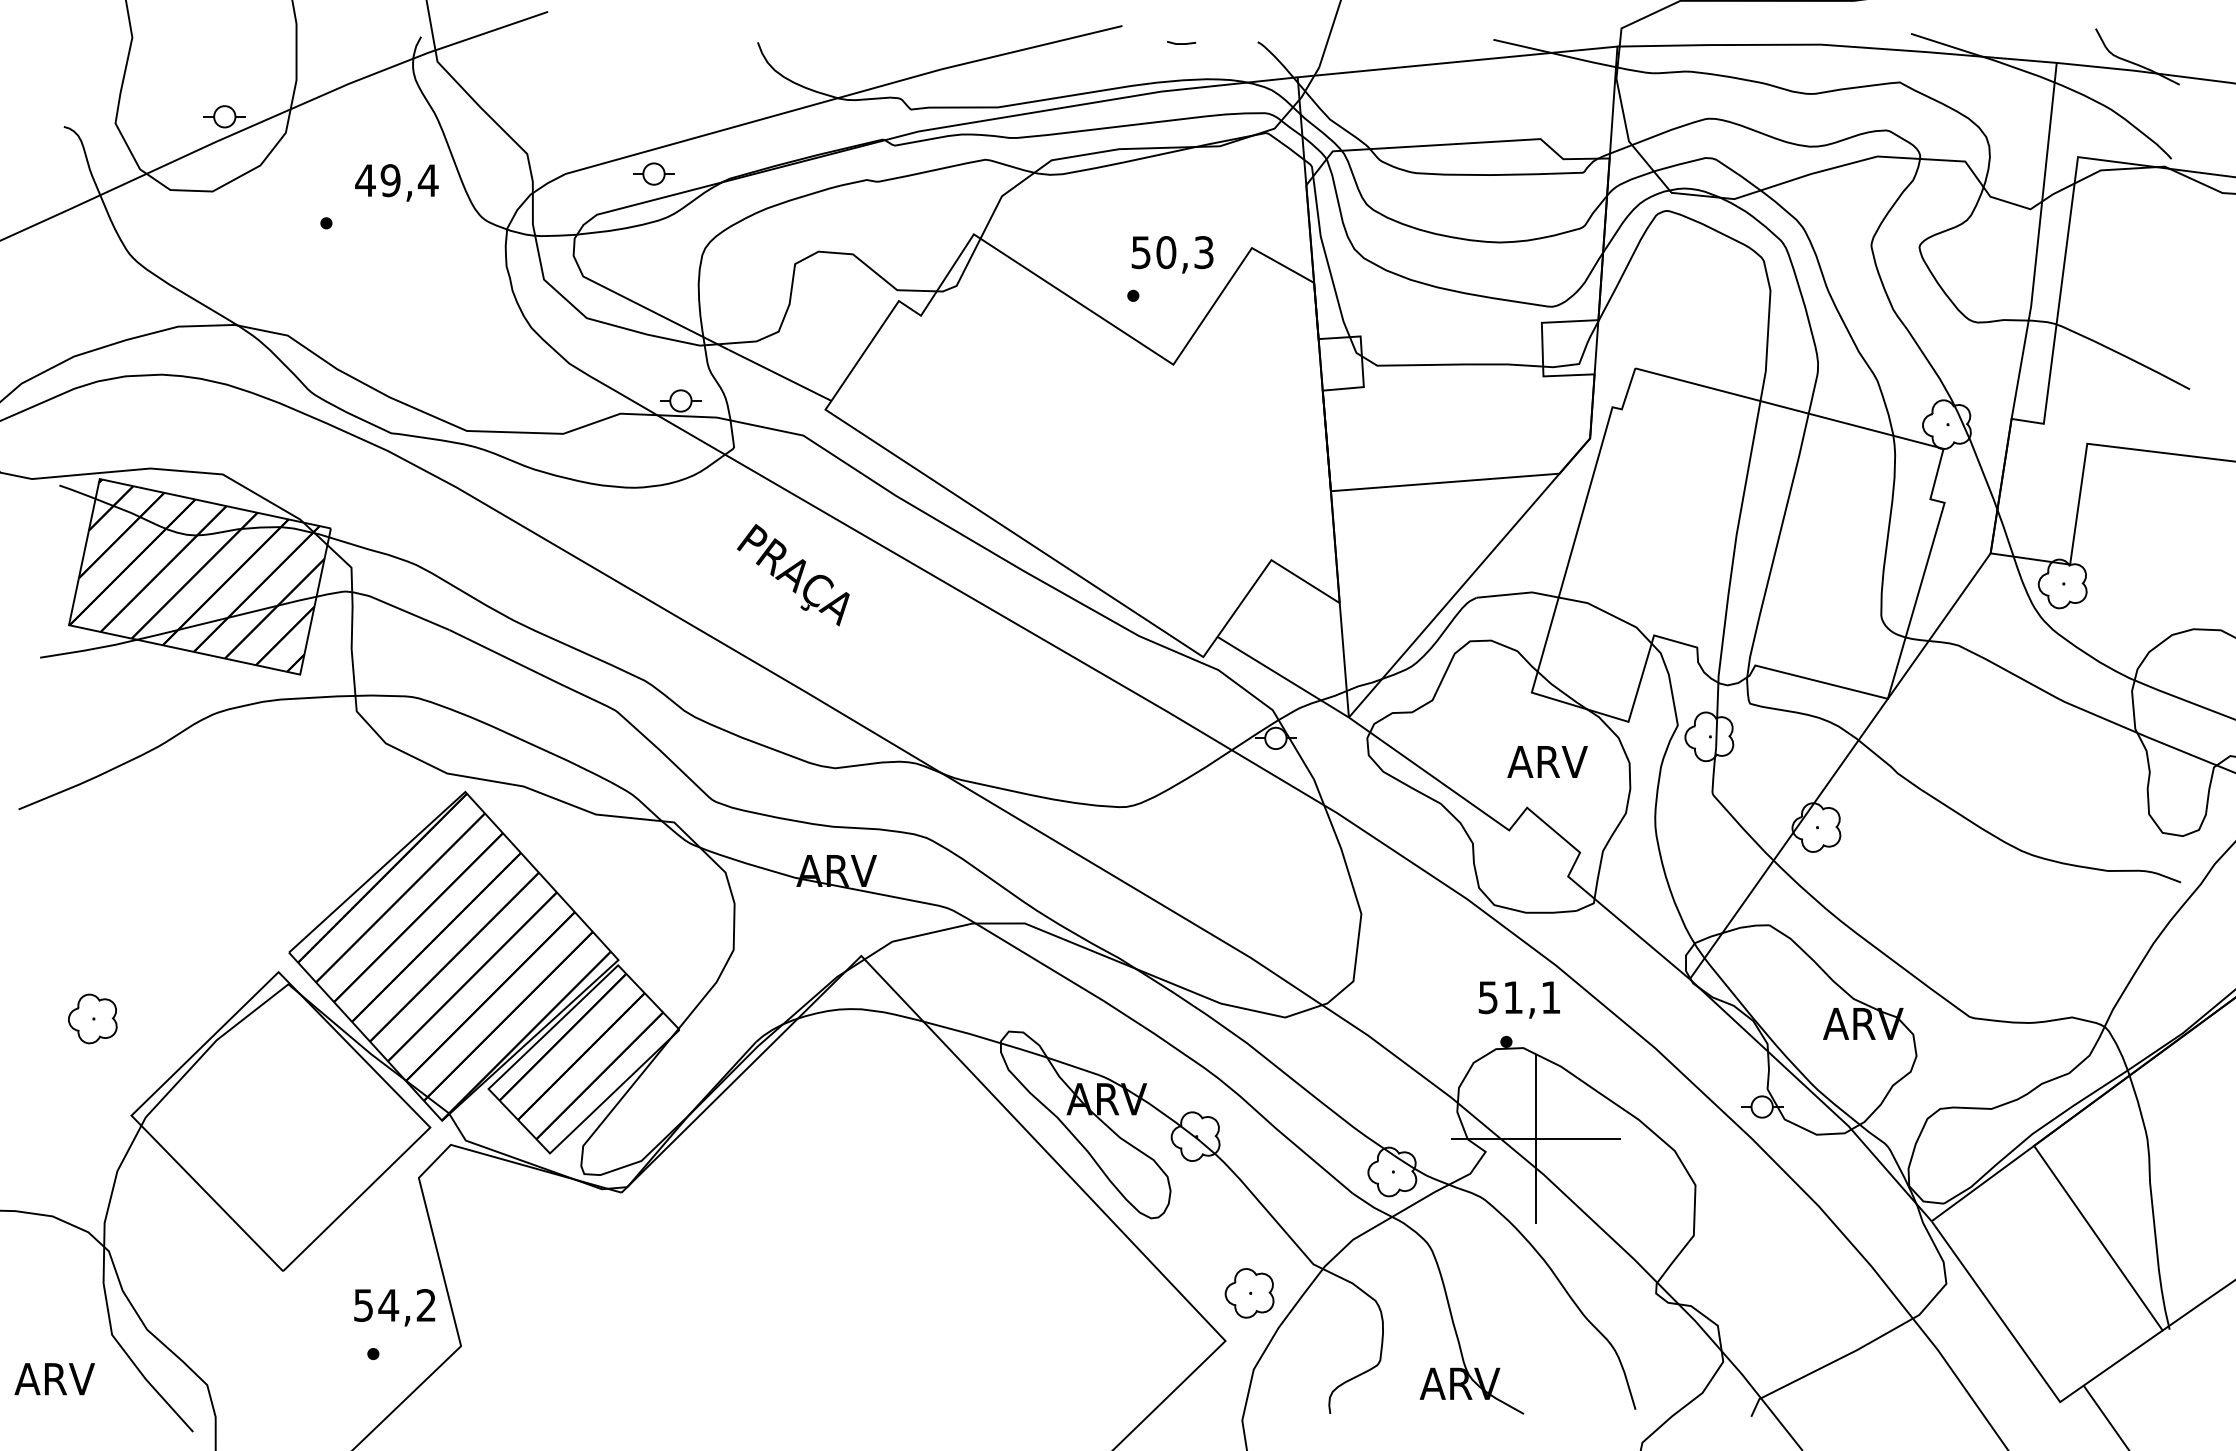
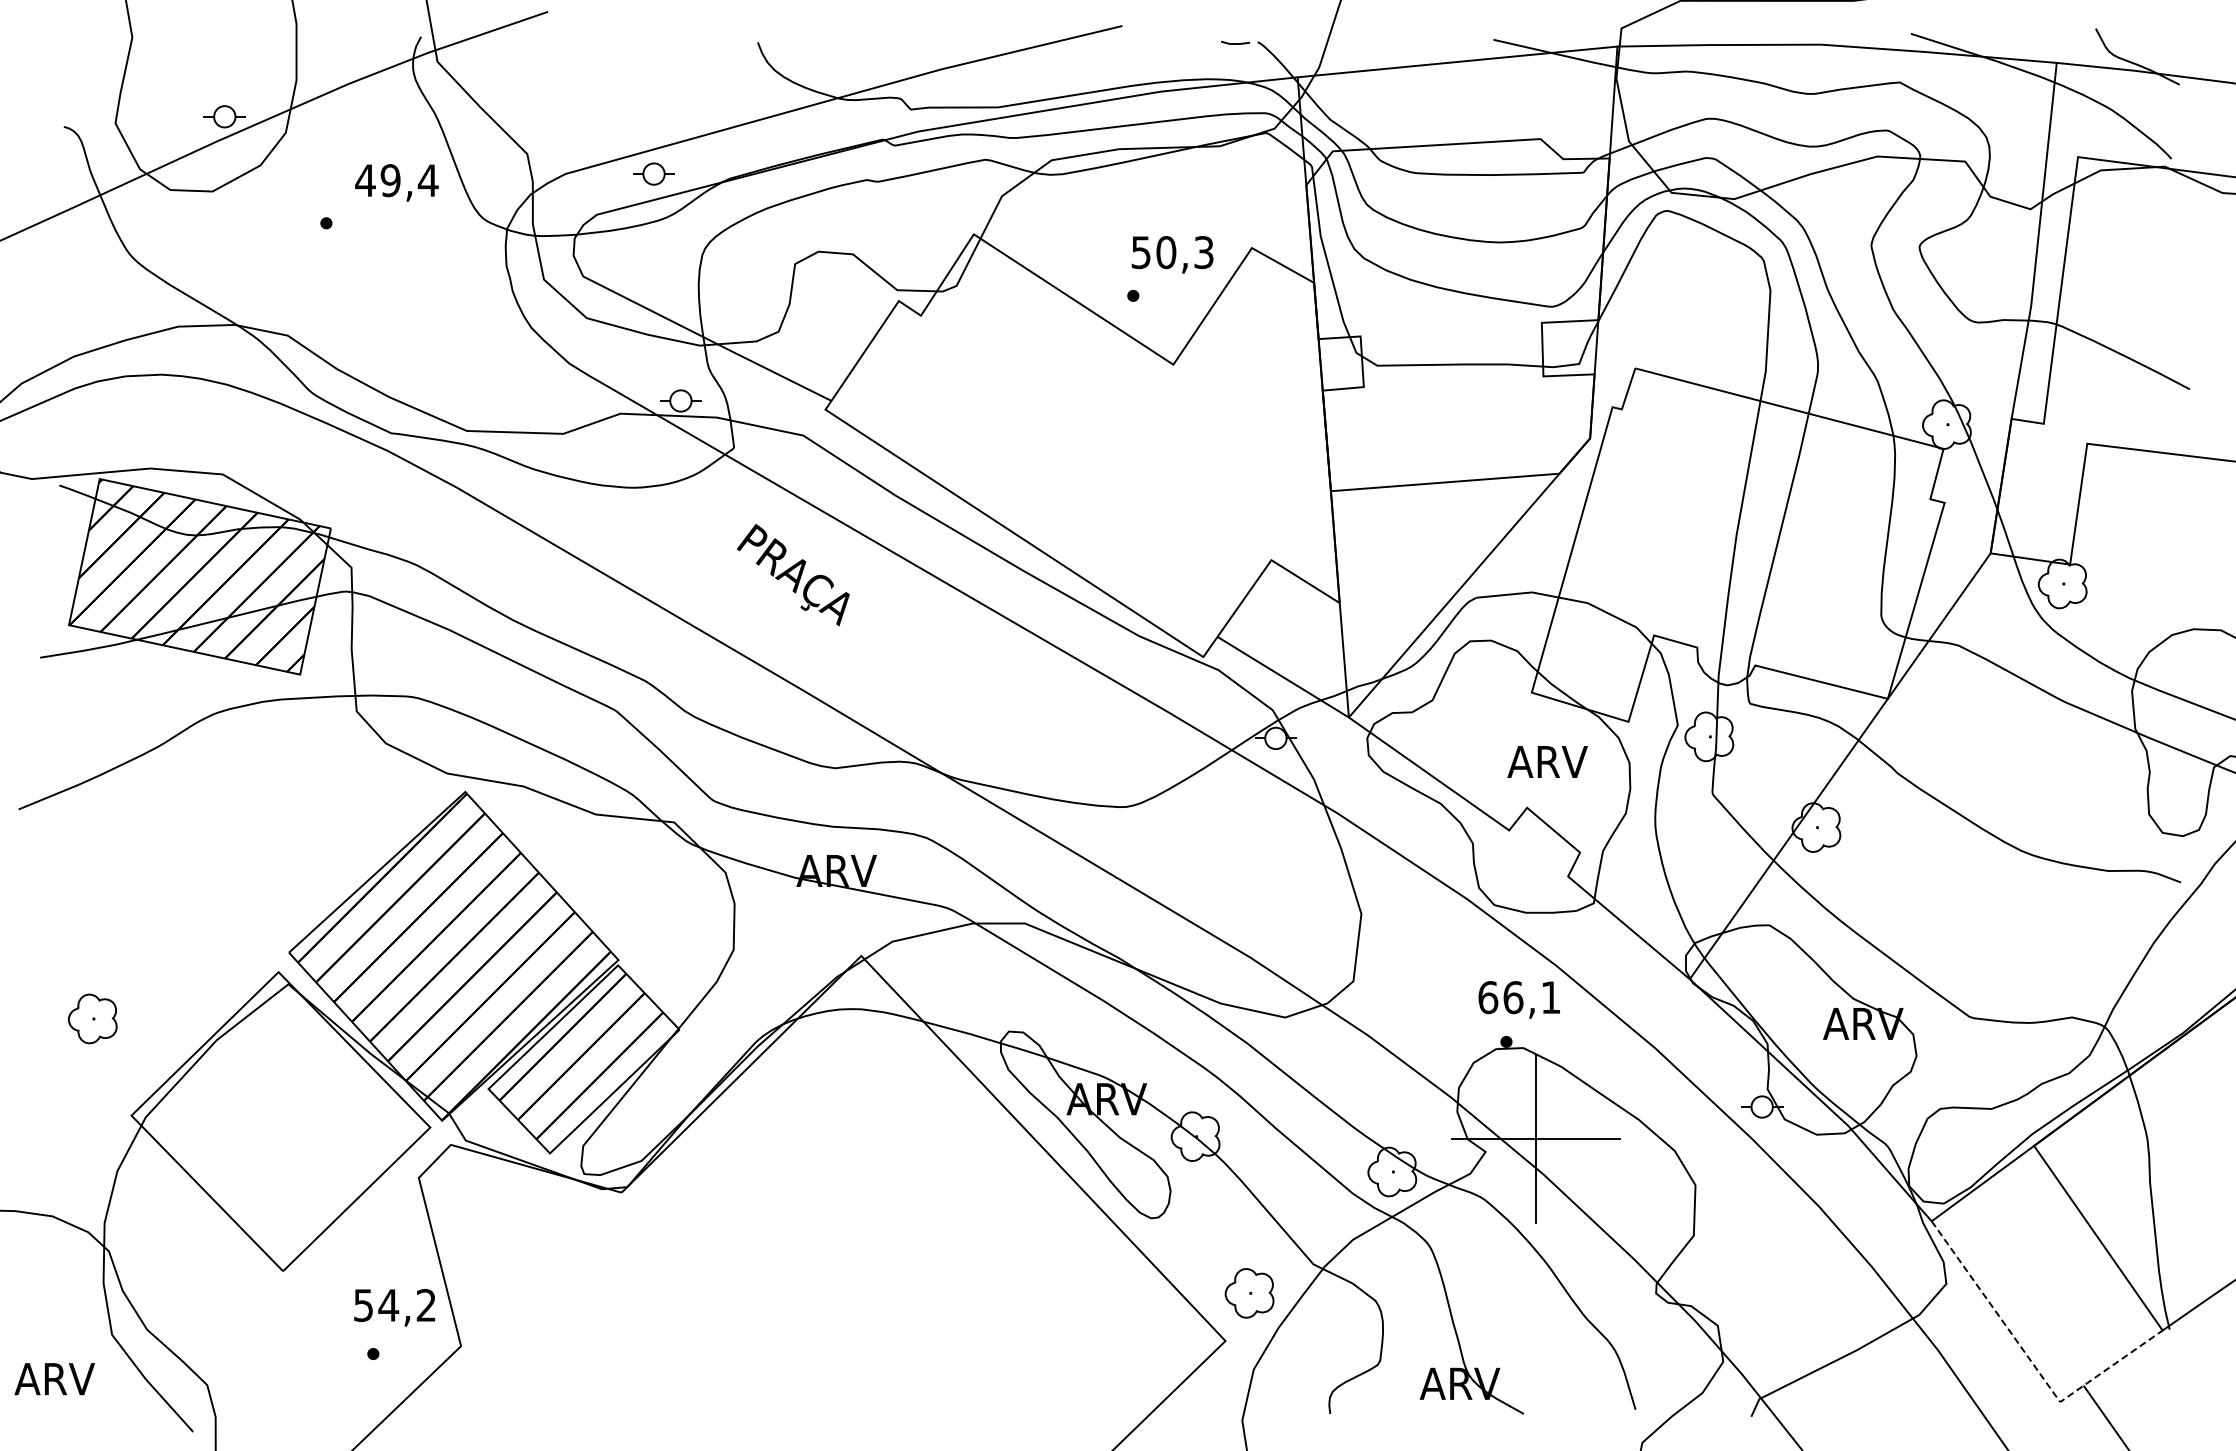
line position: (1181, 43) -> (1235, 43) (1235, 43)
text: 51,1 -> 66,1 (1500, 997)
line: solid -> dashed (2032, 1363)
